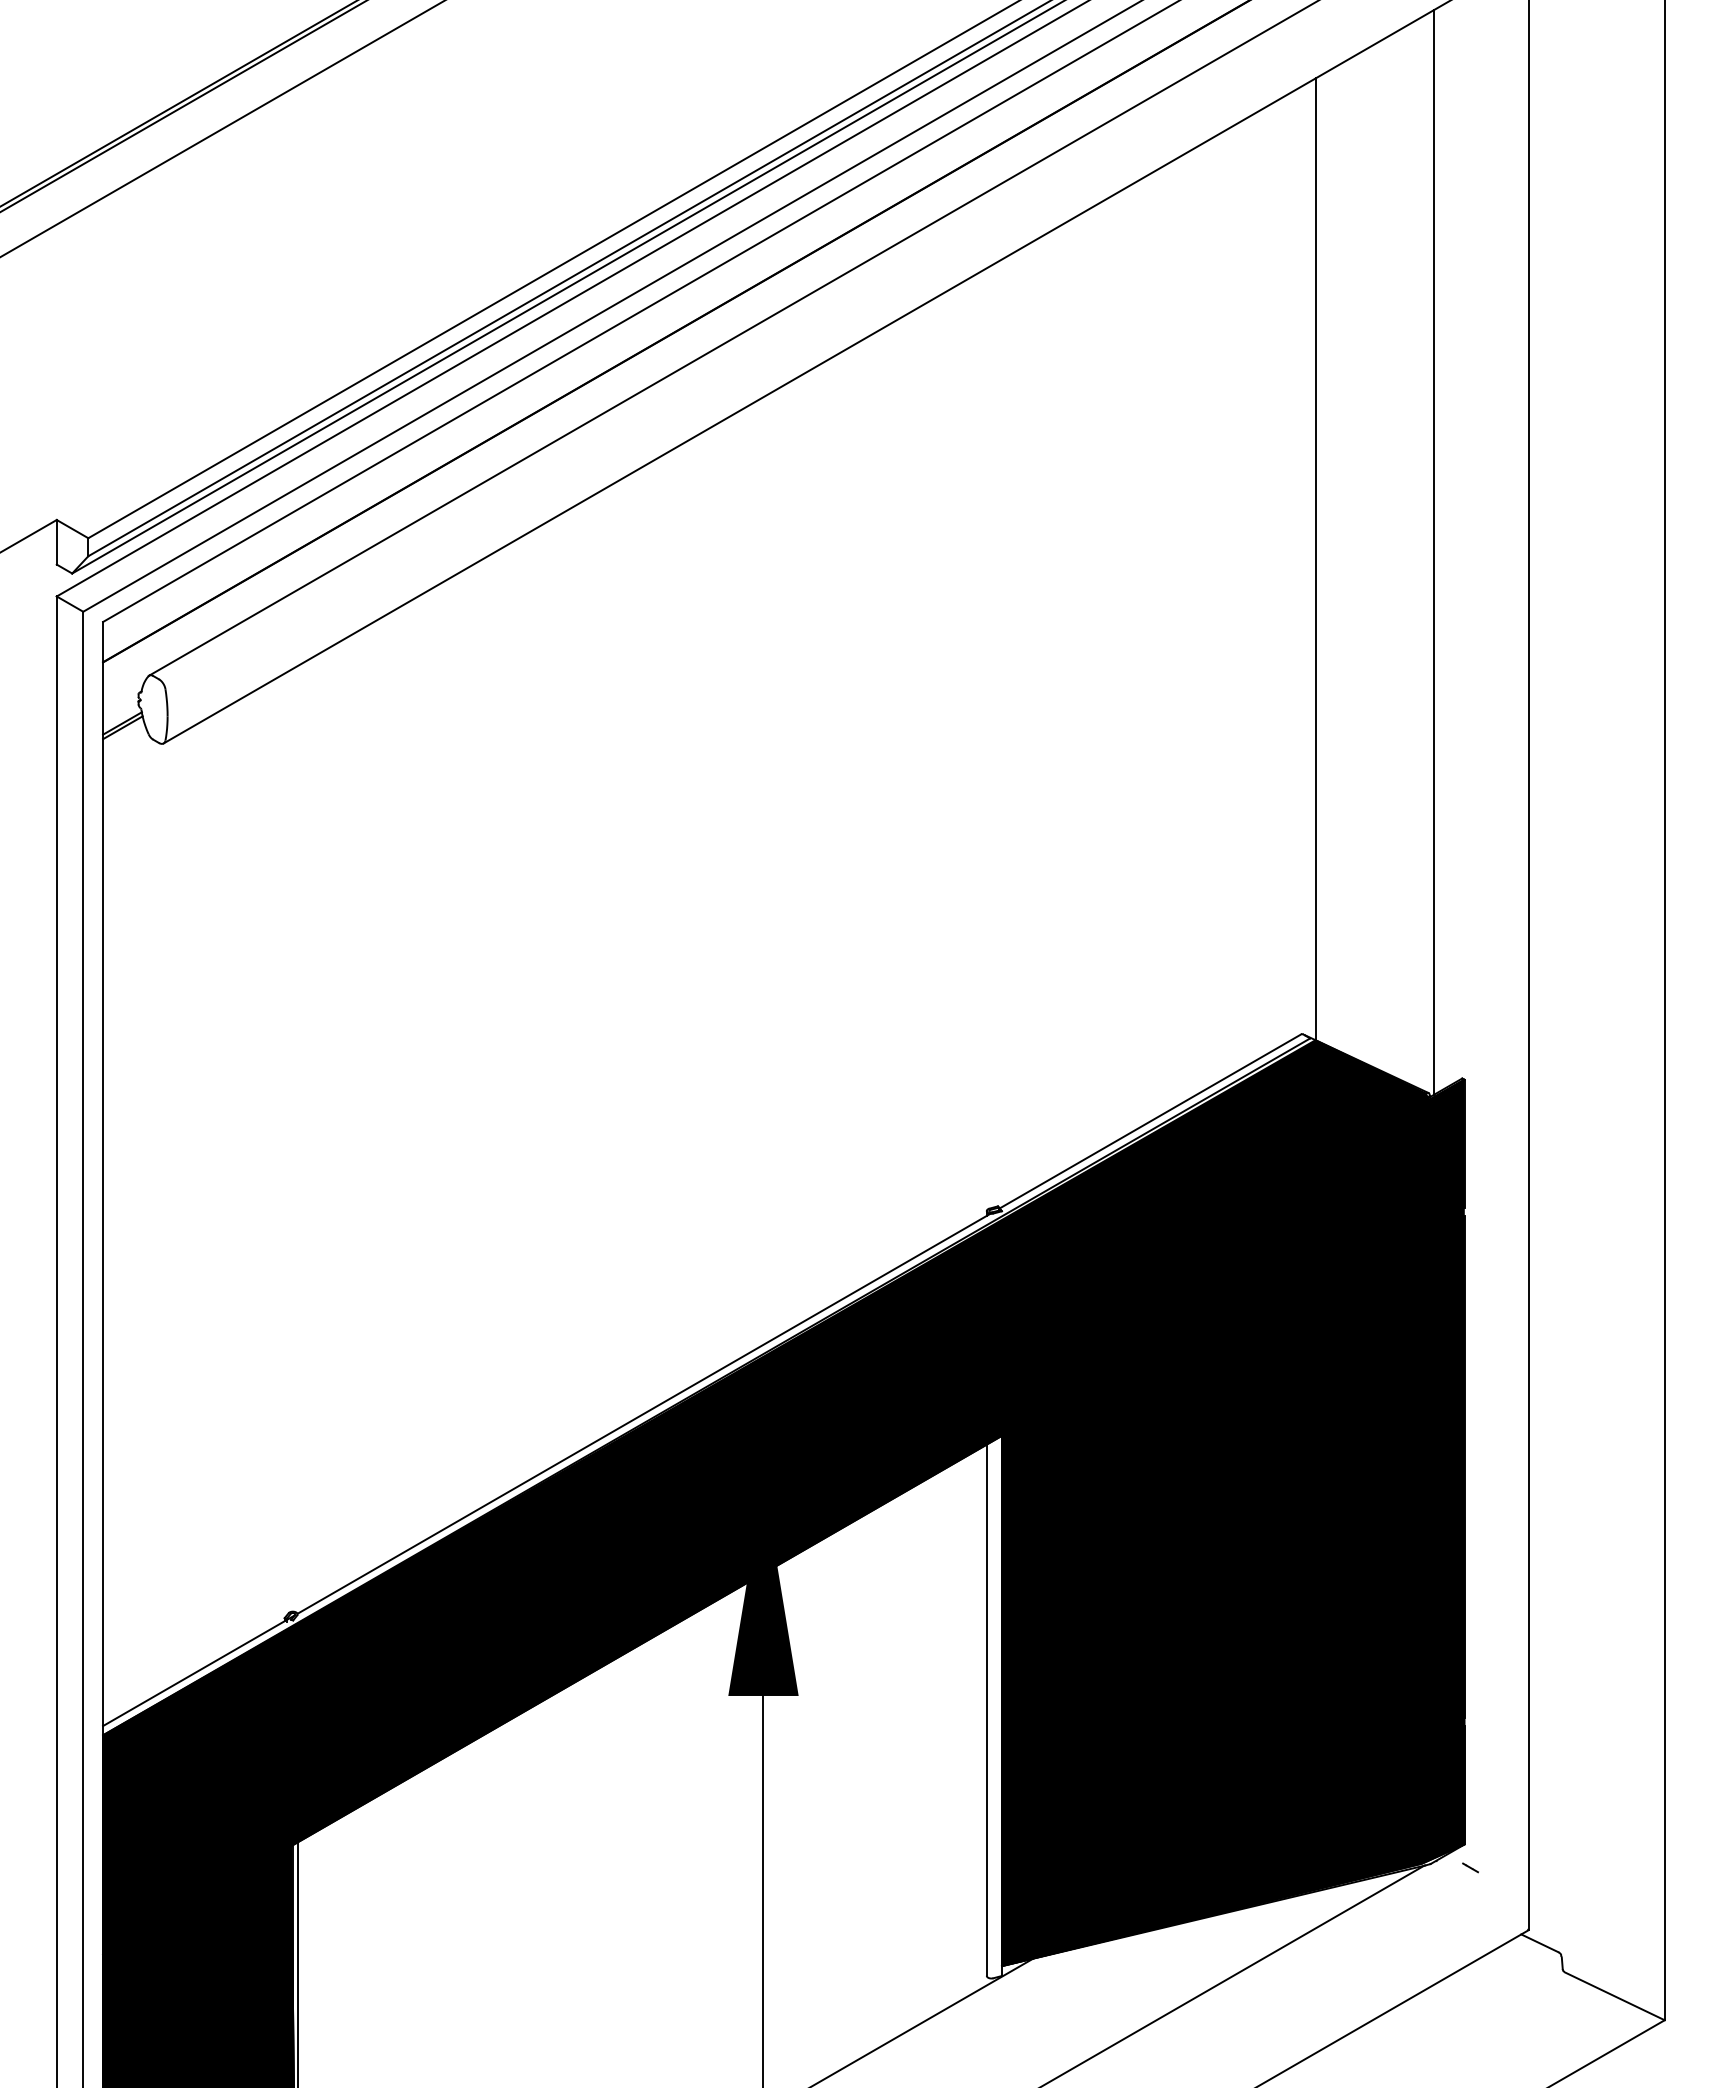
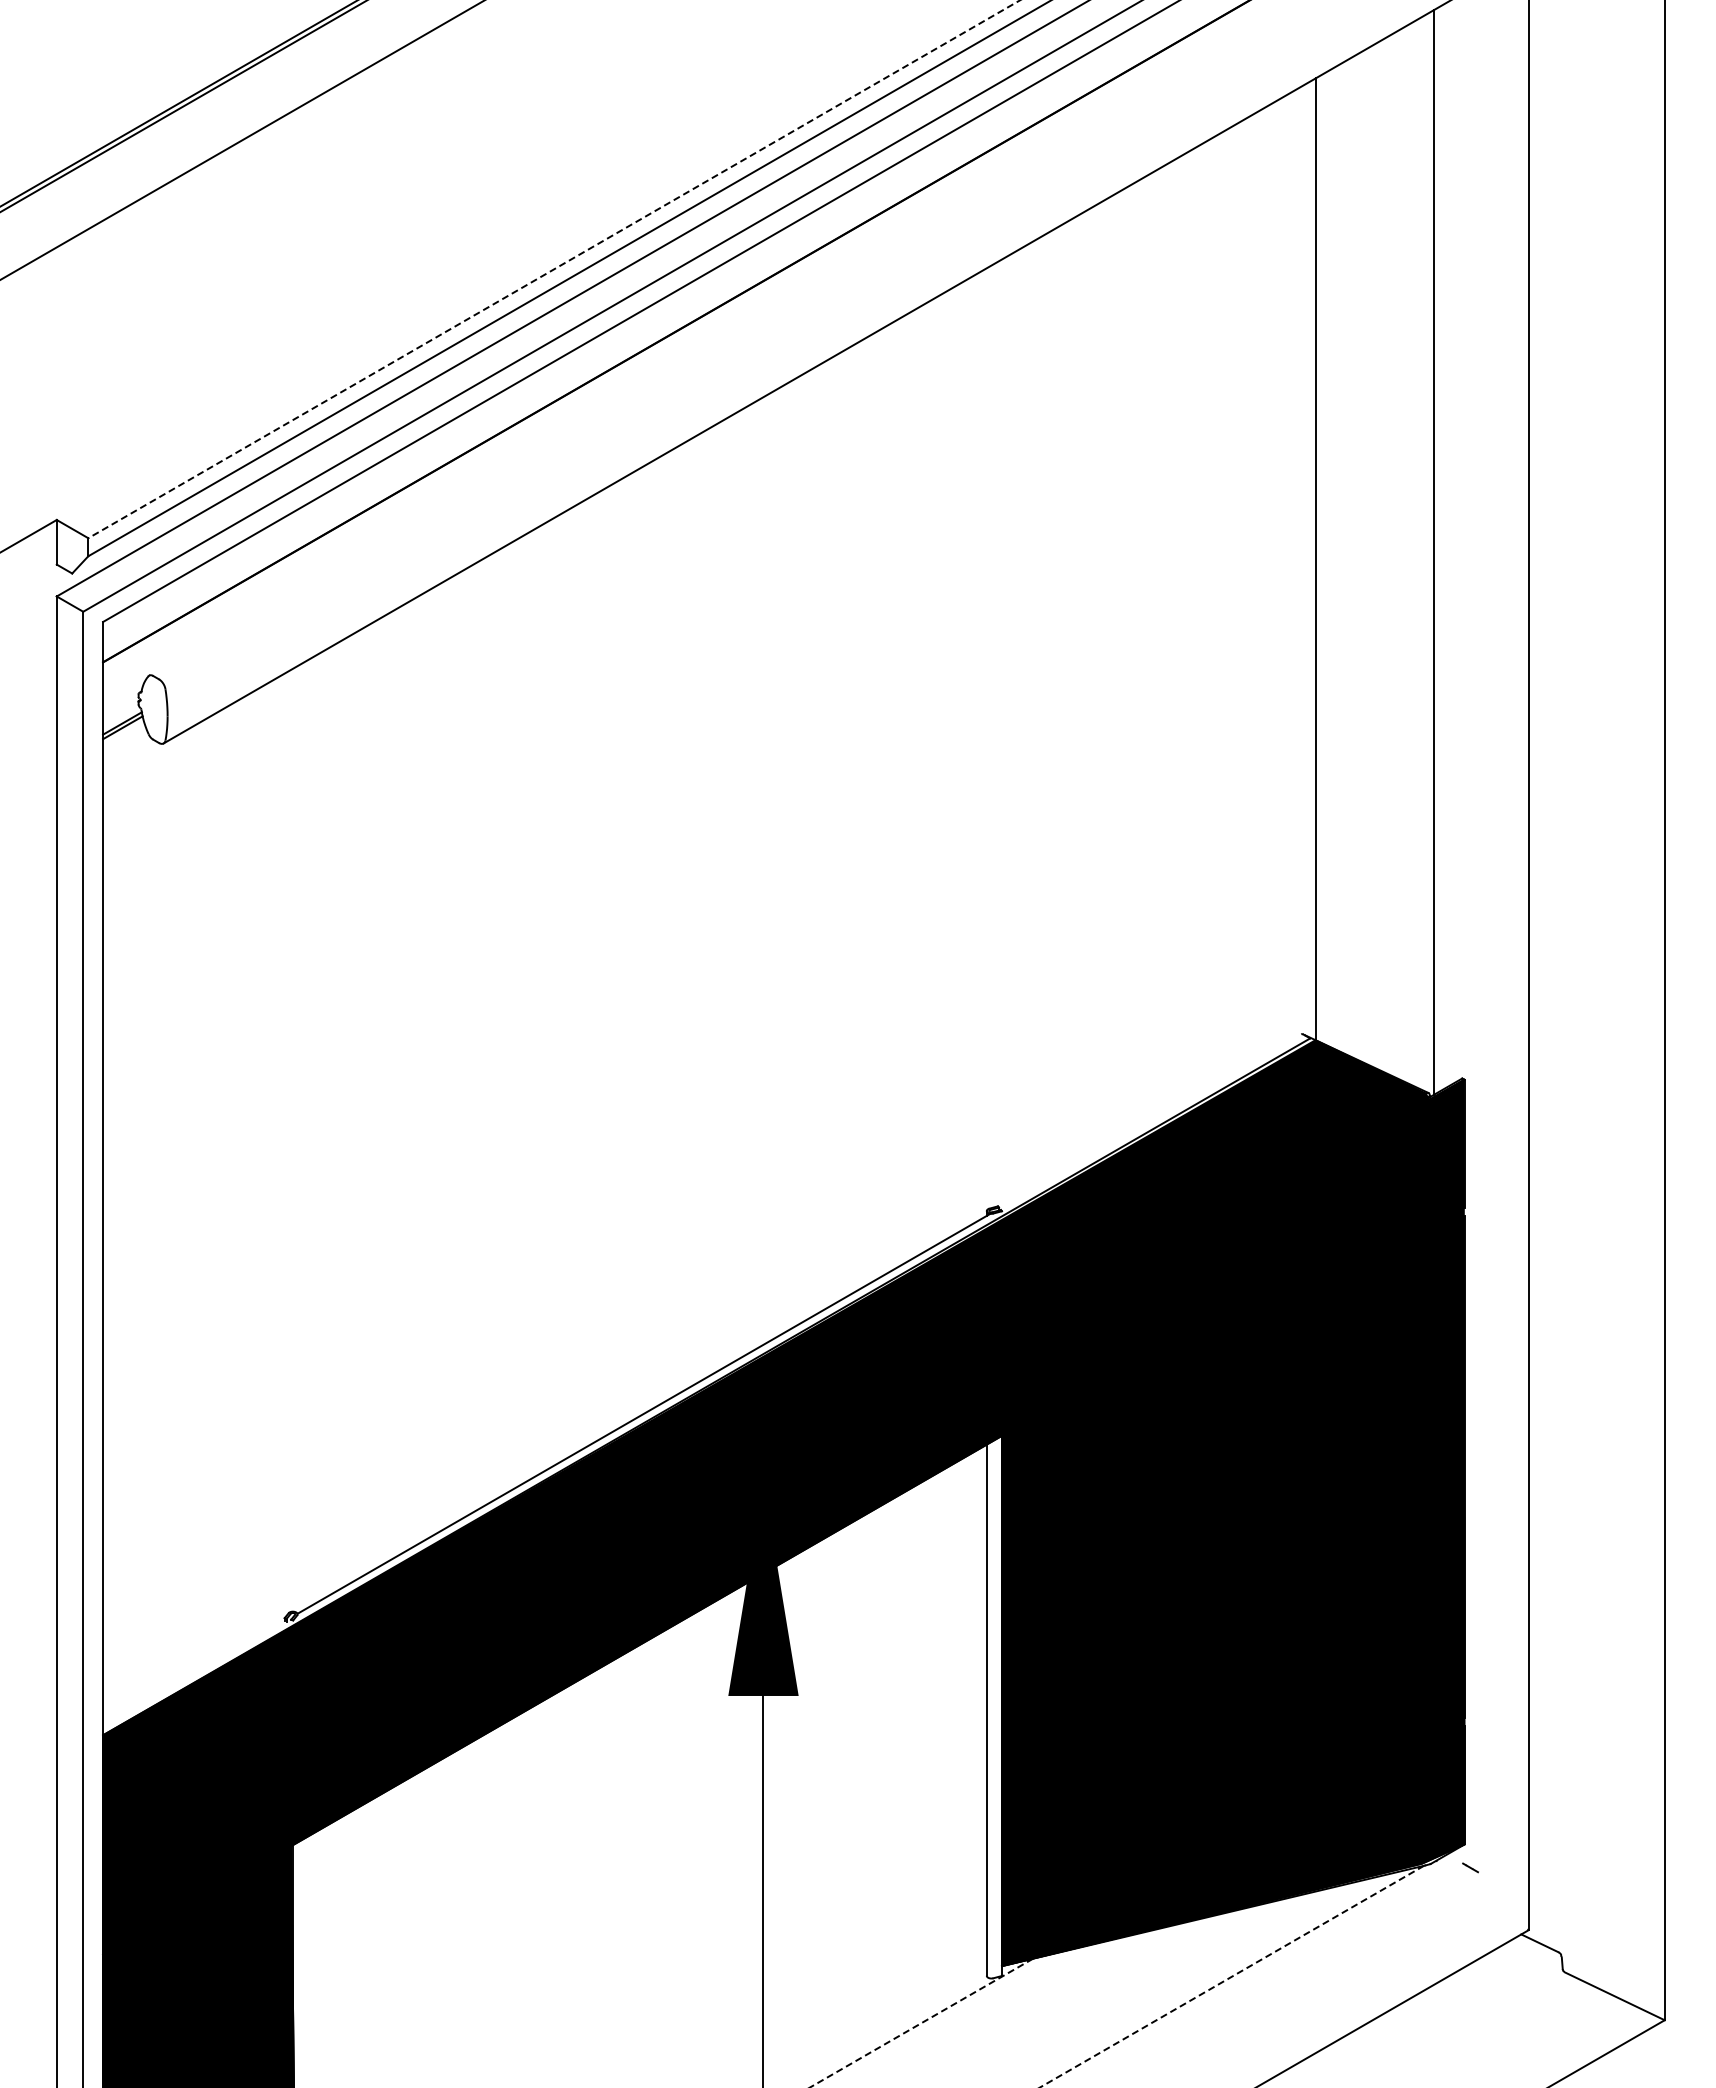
line position: (222, 129) -> (241, 140) (241, 140)
line: solid -> dashed (554, 269)
line: present -> none (566, 287)
line: present -> none (732, 338)
line: present -> none (1149, 1121)
line: present -> none (198, 1670)
line: present -> none (297, 1963)
line: solid -> dashed (1231, 1976)
line: solid -> dashed (921, 2023)
